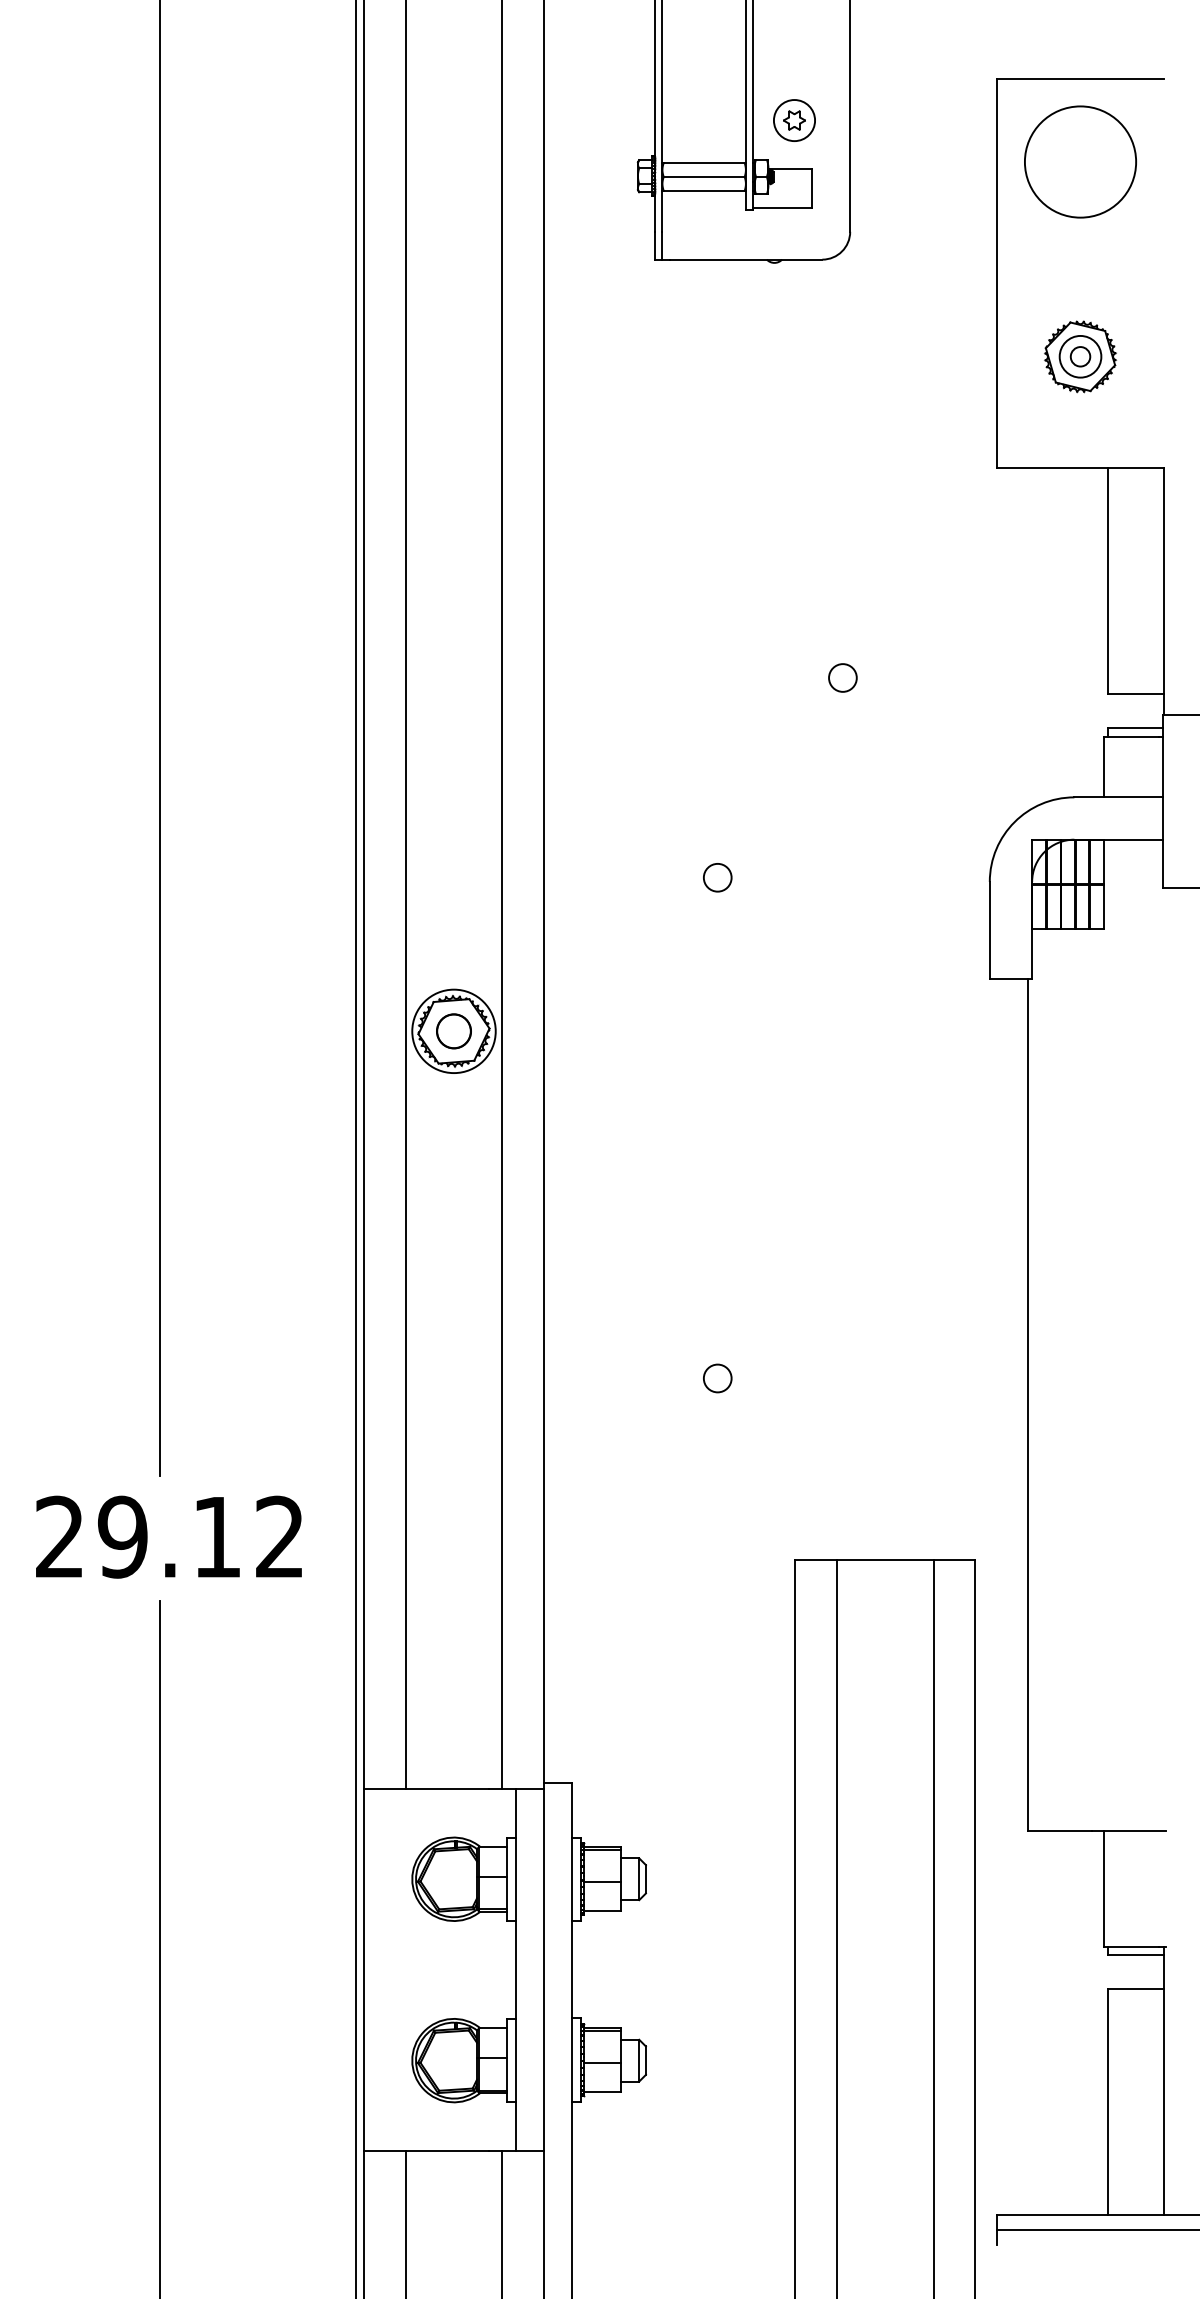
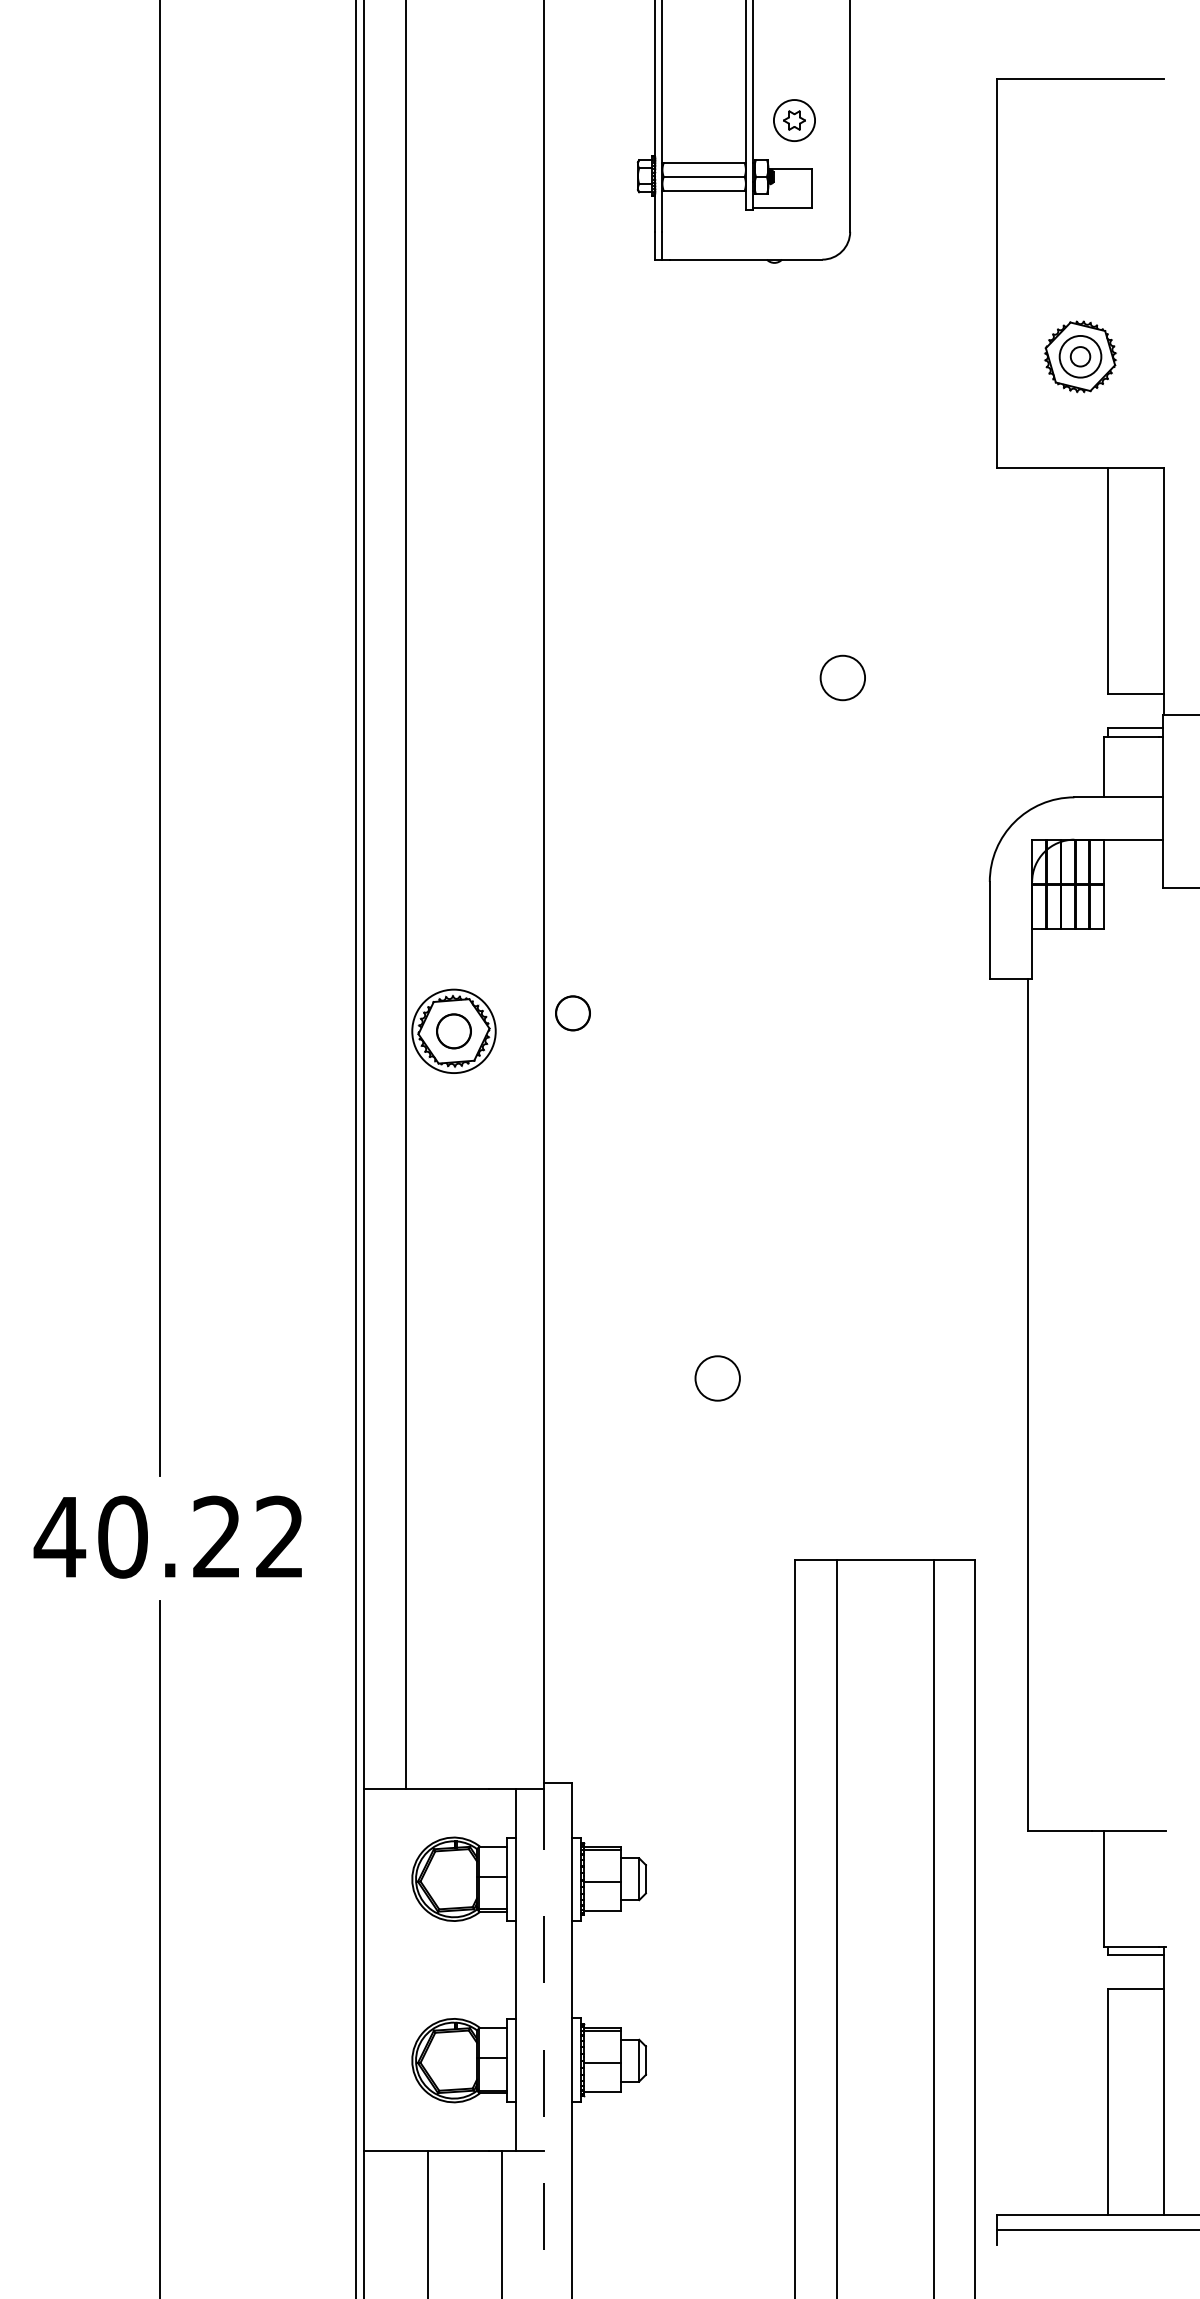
circle: present -> none (1080, 161)
circle size: 30x30 px -> 47x48 px (842, 677)
circle: present -> none (717, 877)
line: present -> none (502, 895)
circle: none -> present (572, 1013)
circle diameter: 28 px -> 44 px (717, 1378)
text: 29.12 -> 40.22 (136, 1536)
line: solid -> dashed (544, 2040)
line position: (405, 2222) -> (427, 2222) (427, 2222)
